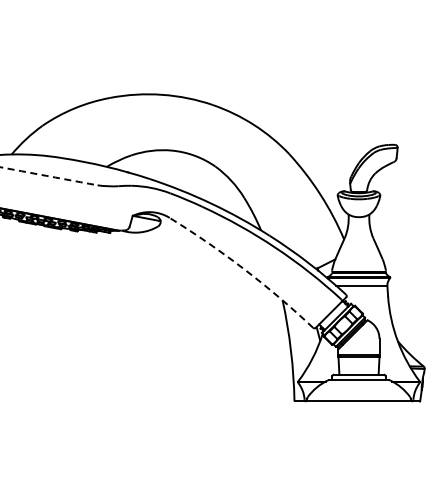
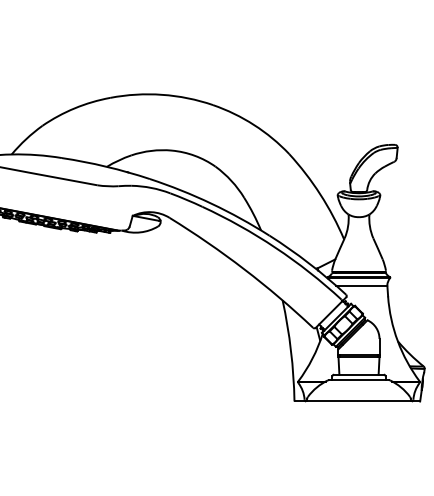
arc: dashed -> solid (49, 176)
arc: dashed -> solid (244, 269)
